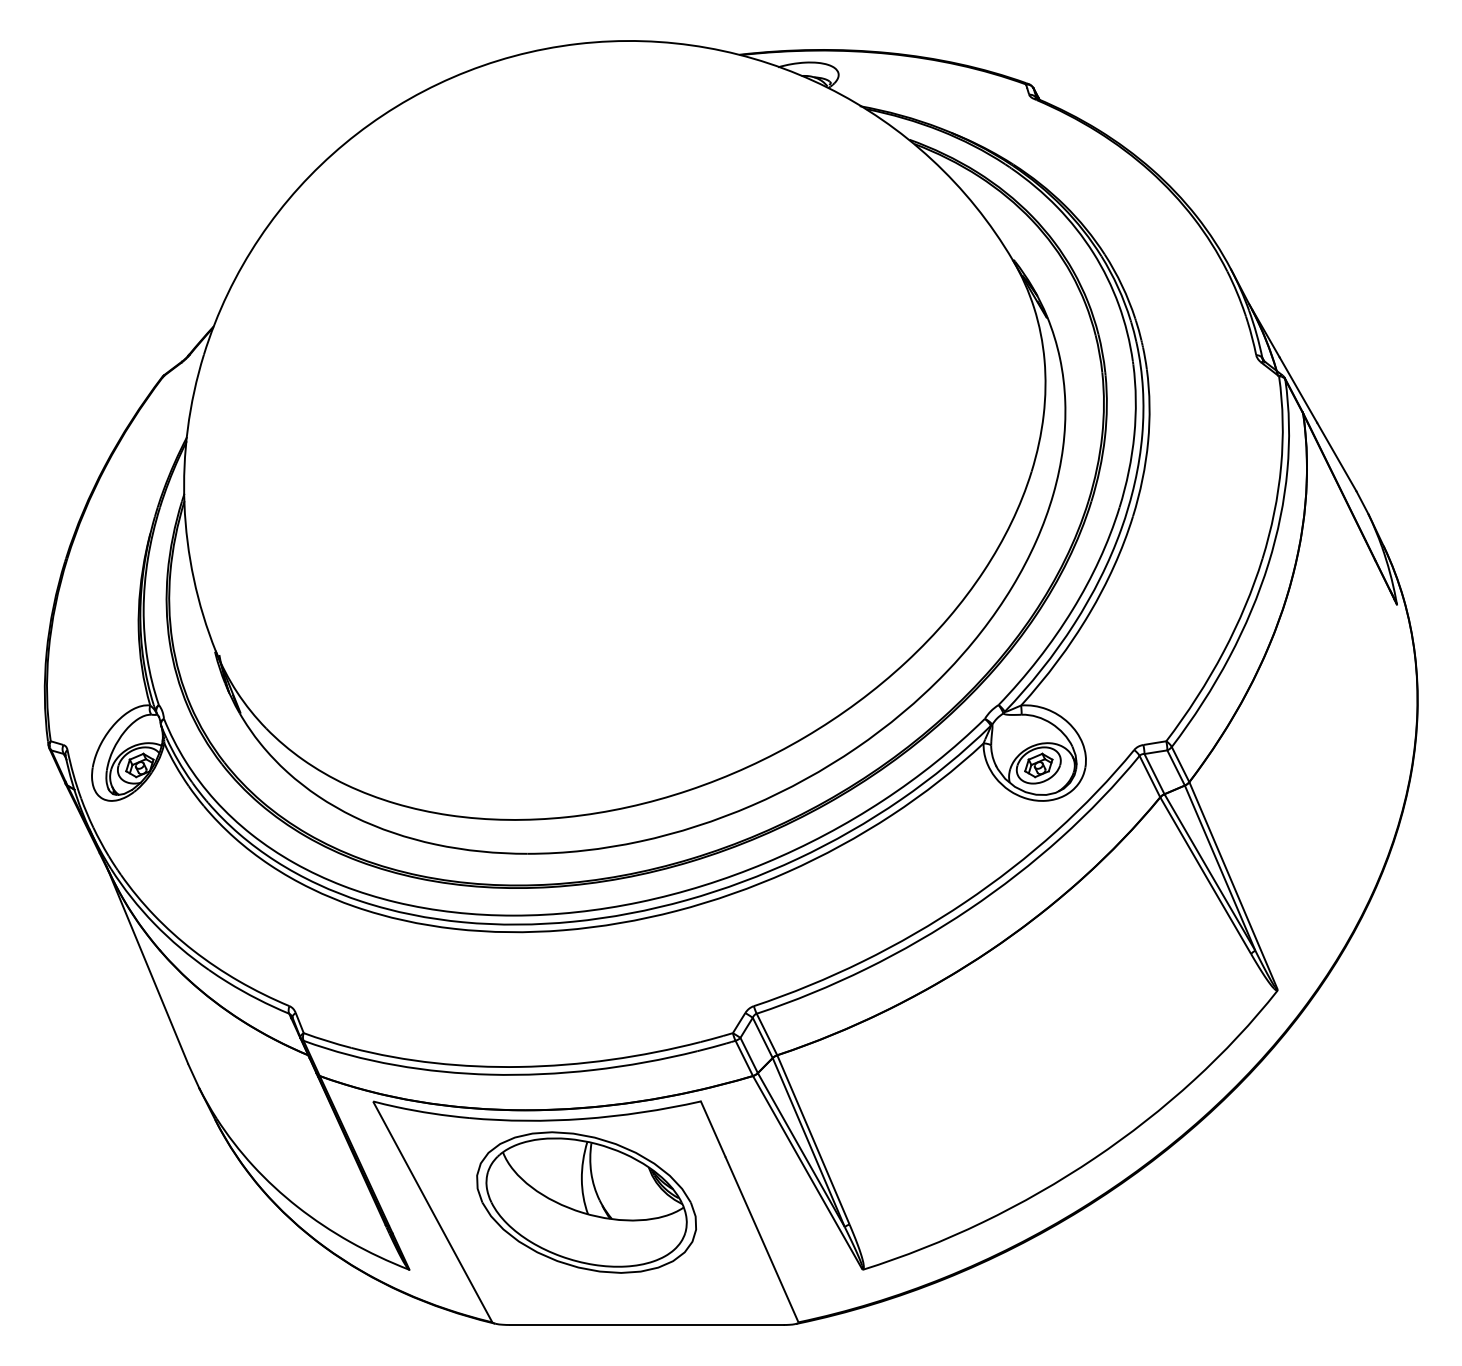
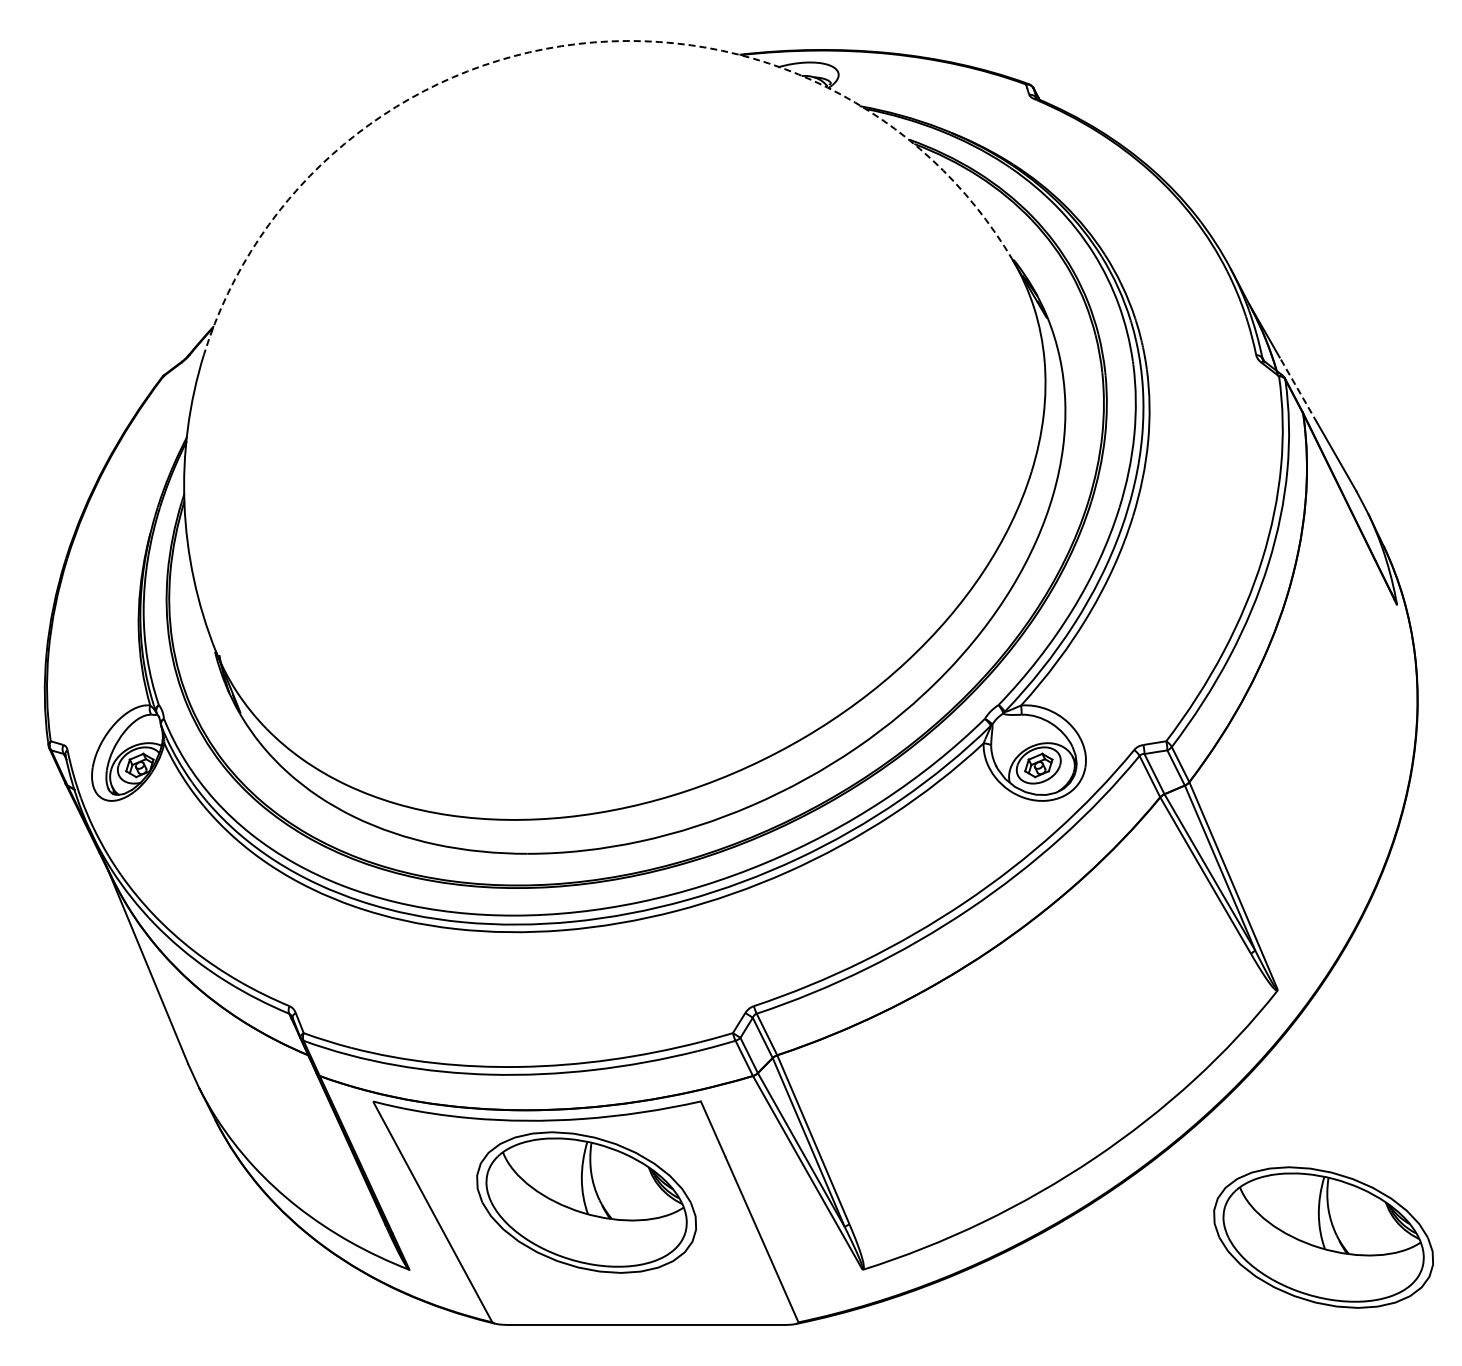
arc: solid -> dashed (577, 43)
line: solid -> dashed (1298, 390)
part: none -> present (1323, 1237)
